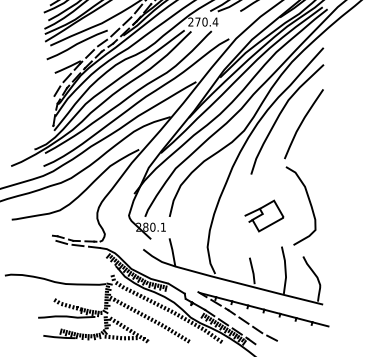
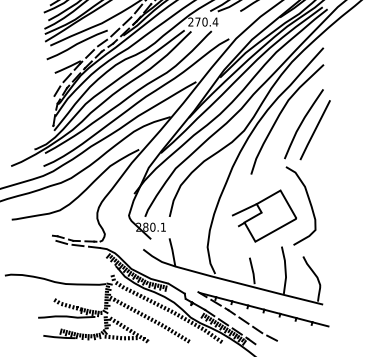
line: none -> present (314, 130)
part size: 41x34 px -> 65x54 px (264, 215)
